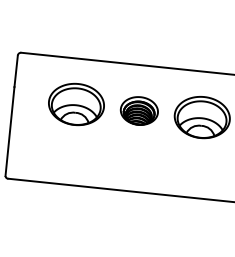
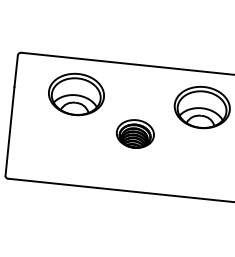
part position: (76, 104) -> (76, 94) (76, 94)
part position: (138, 110) -> (134, 133) (134, 133)
part position: (201, 117) -> (201, 107) (201, 107)
